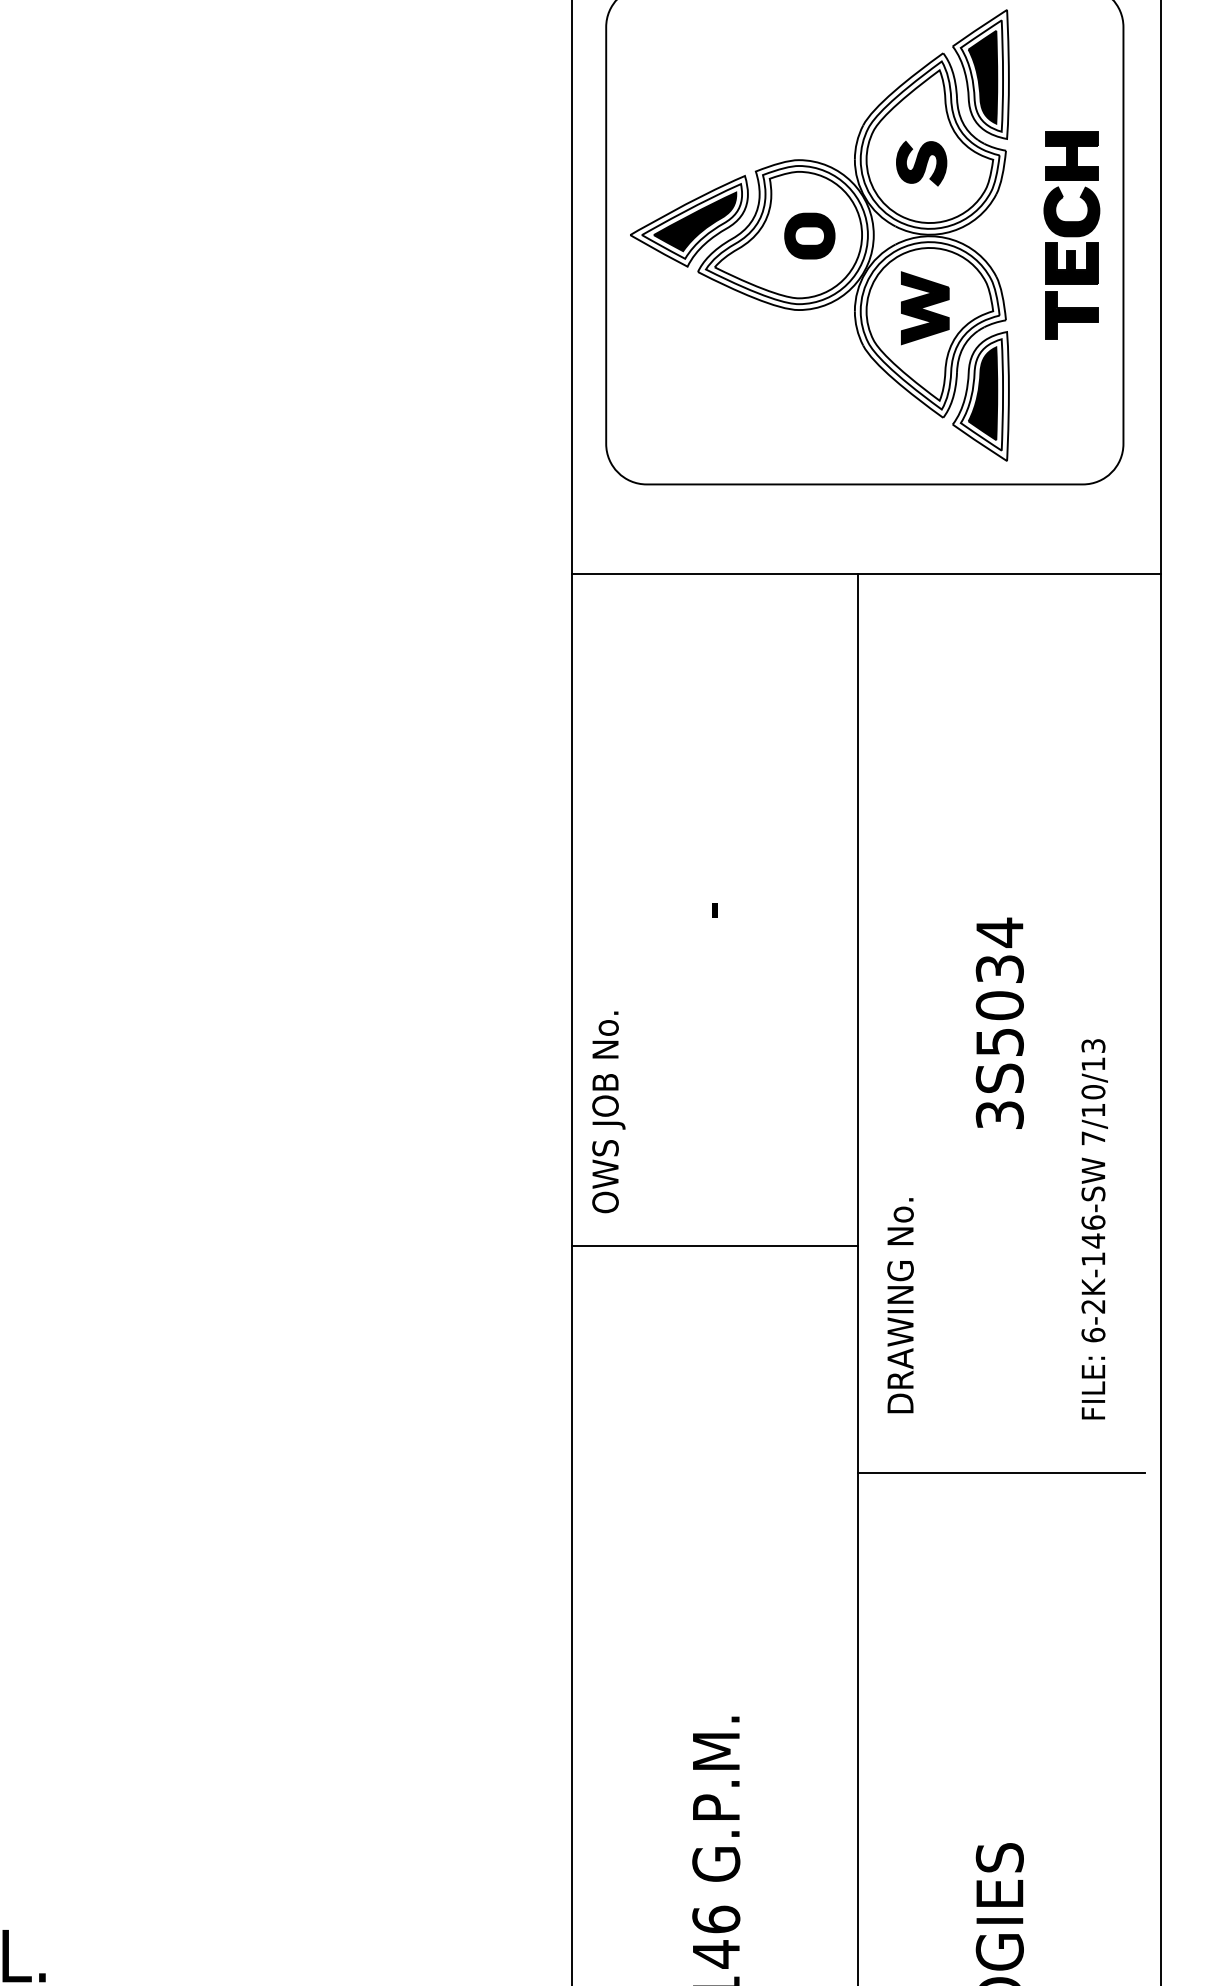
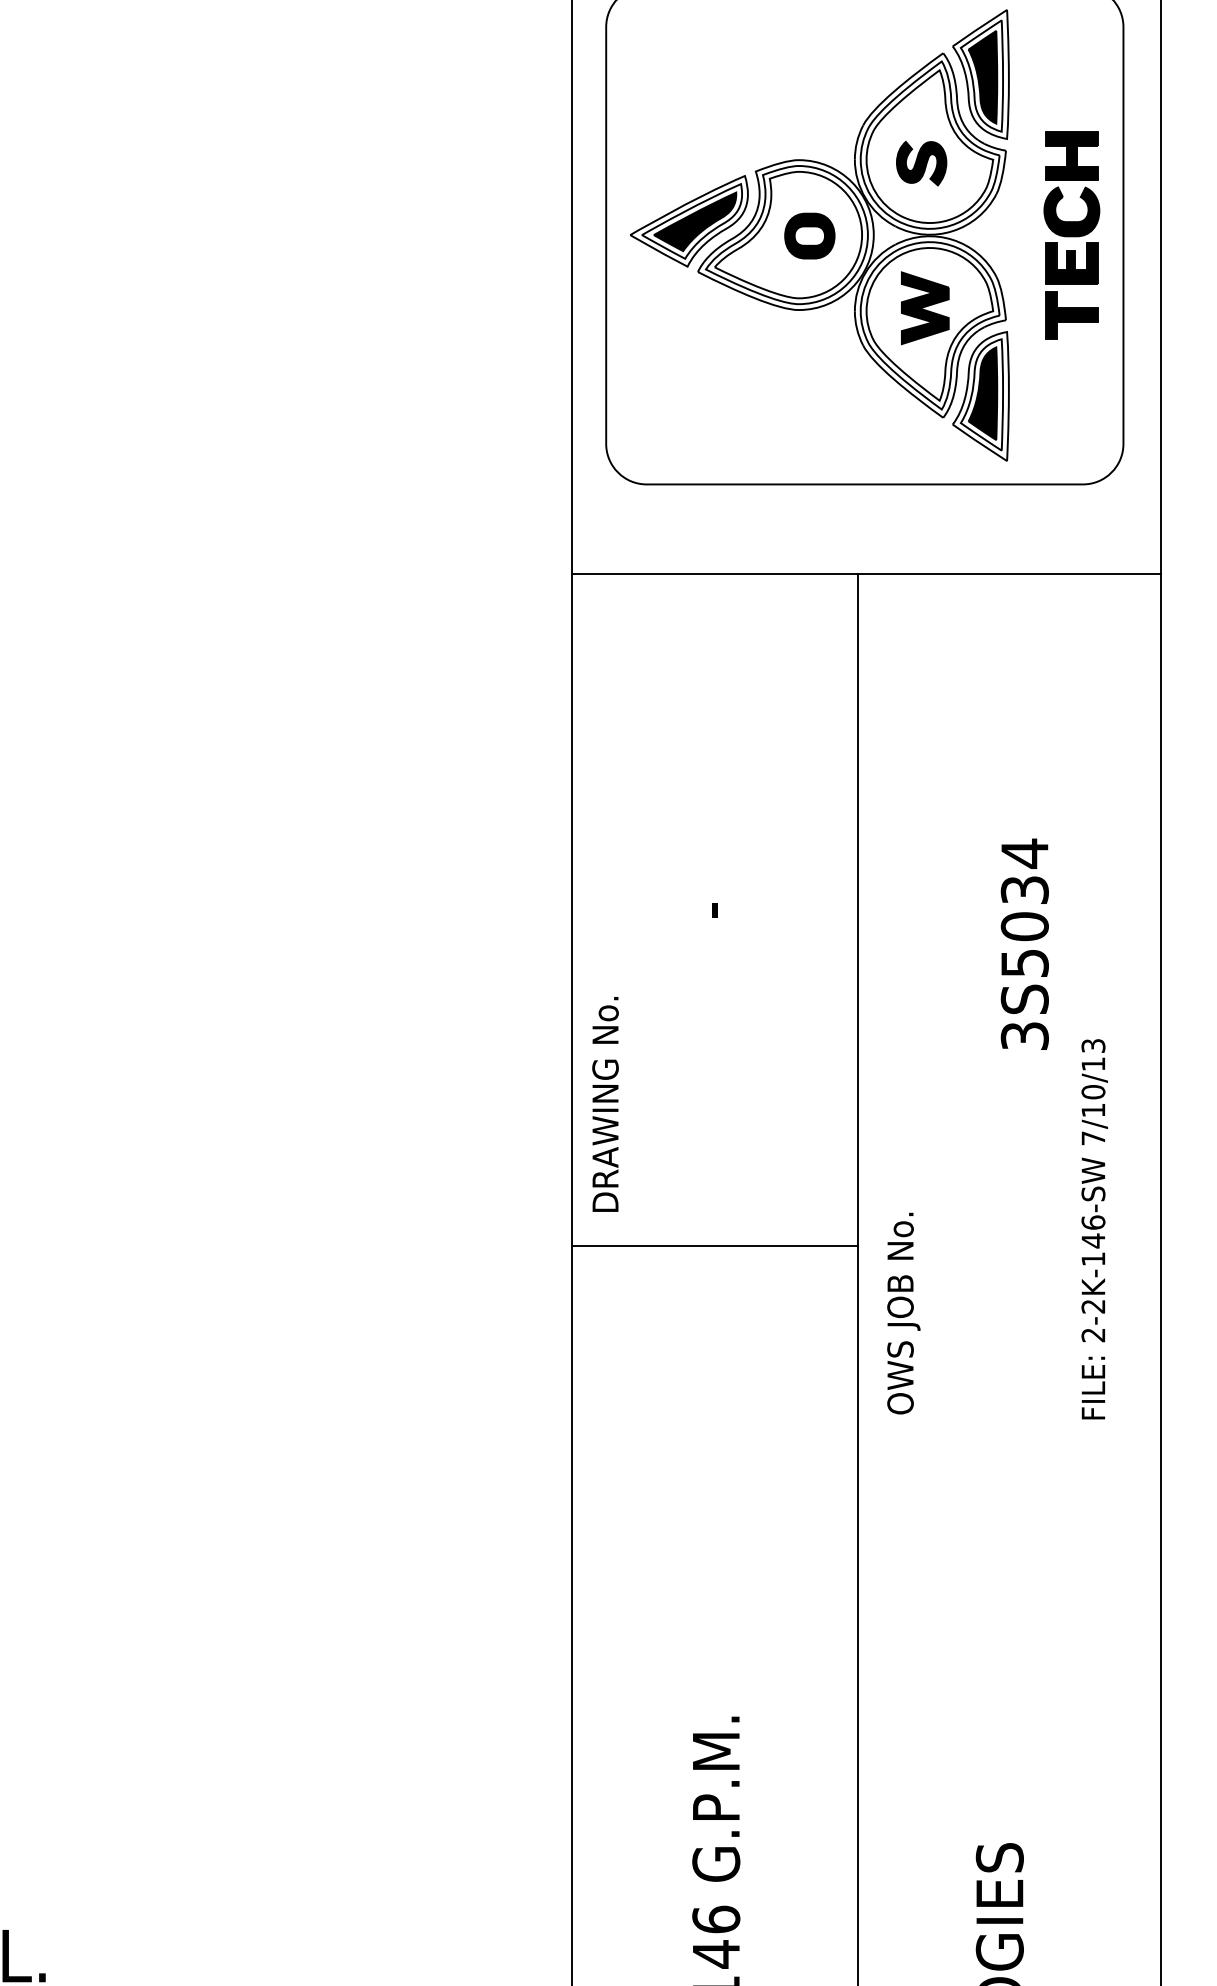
text position: (999, 1022) -> (1024, 943) (1024, 943)
text: OWS JOB No. -> DRAWING No. (608, 1105)
text: DRAWING No. -> OWS JOB No. (903, 1306)
text: 6-2K-146-SW -> 2-2K-146-SW (1093, 1335)
line: present -> none (1001, 1473)
